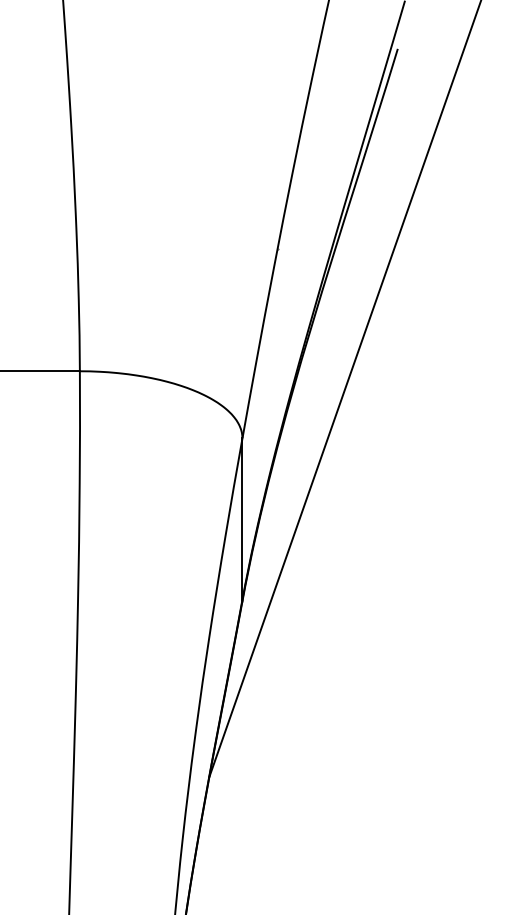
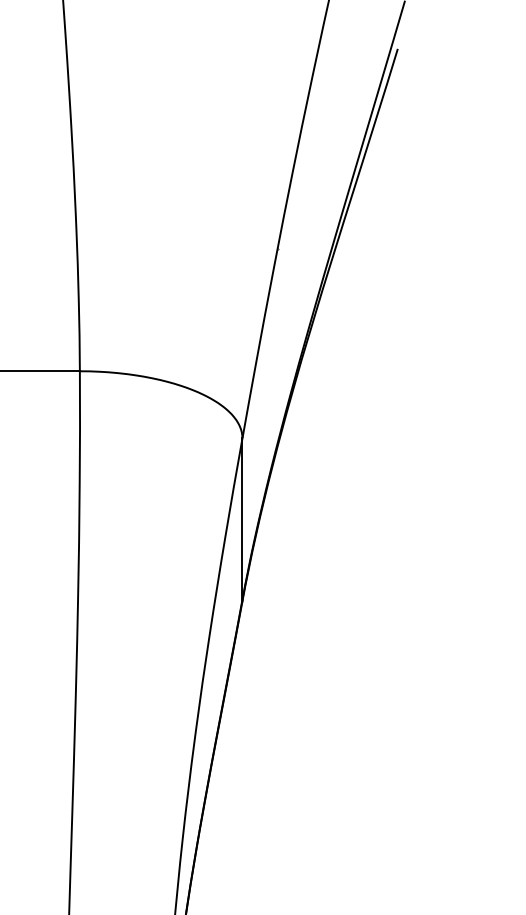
line: present -> none (344, 389)
